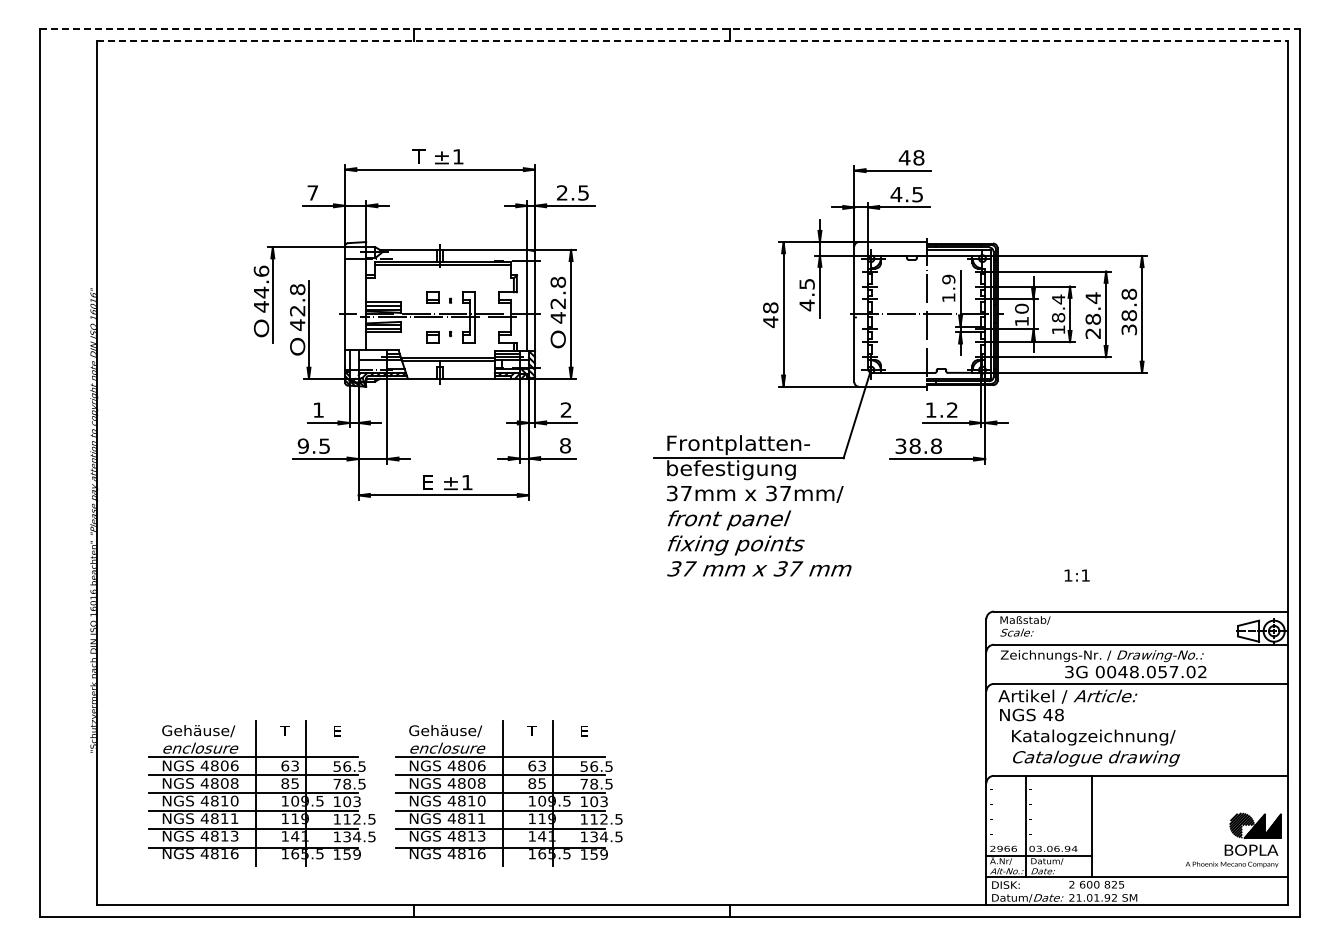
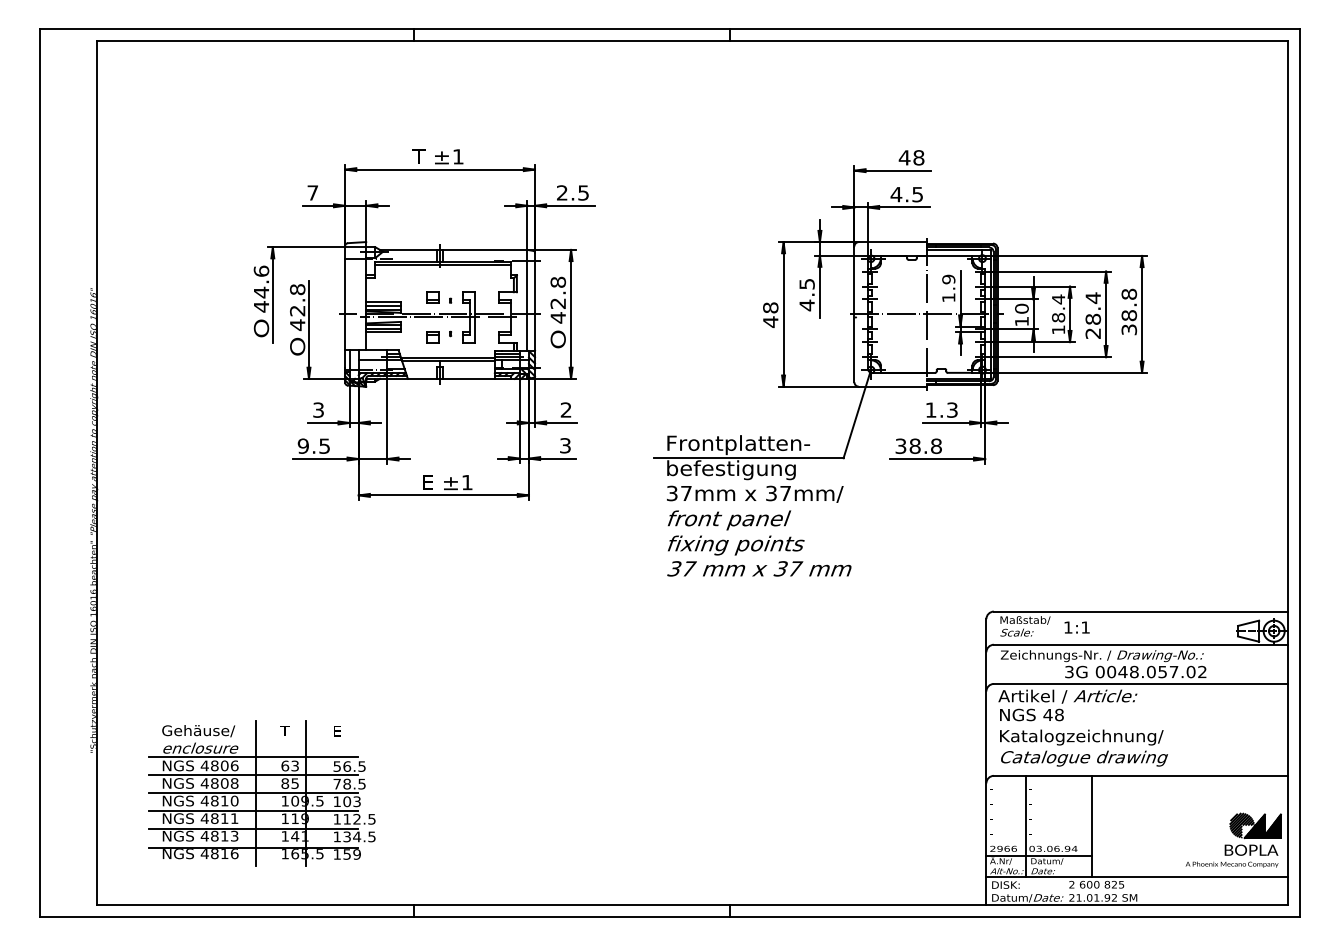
line: dashed -> solid (670, 28)
line: dashed -> solid (693, 40)
text: 1 -> 3 (318, 409)
text: 1.2 -> 1.3 (952, 409)
text: 8 -> 3 (565, 445)
text position: (1076, 575) -> (1076, 627) (1076, 627)
text position: (1095, 747) -> (1083, 747) (1083, 747)
part: present -> none (508, 793)
